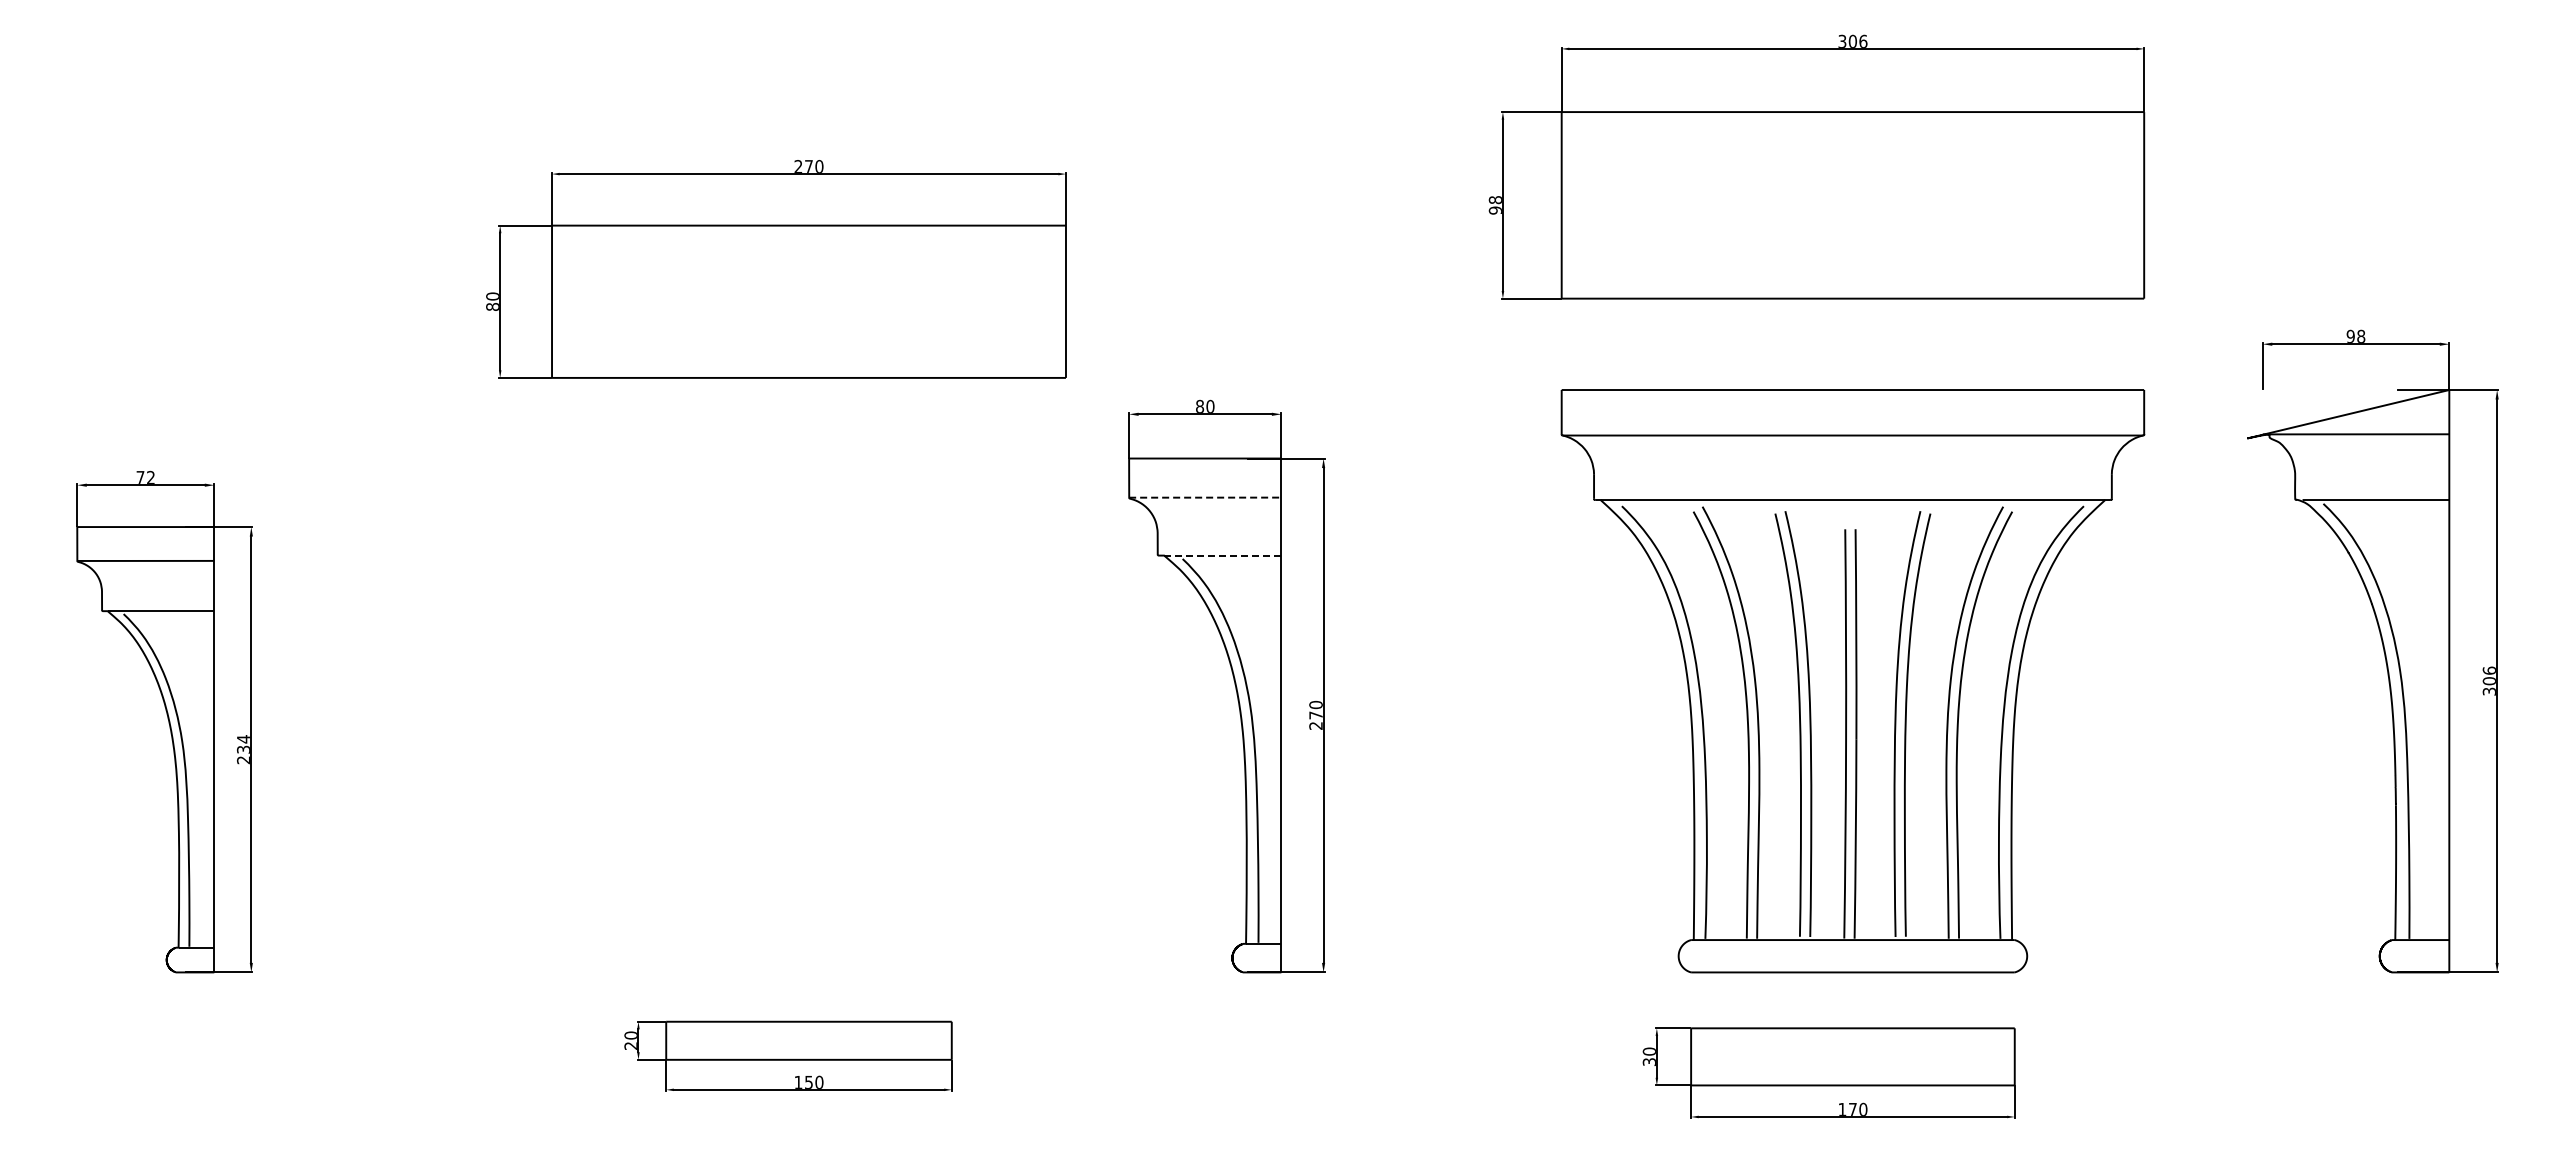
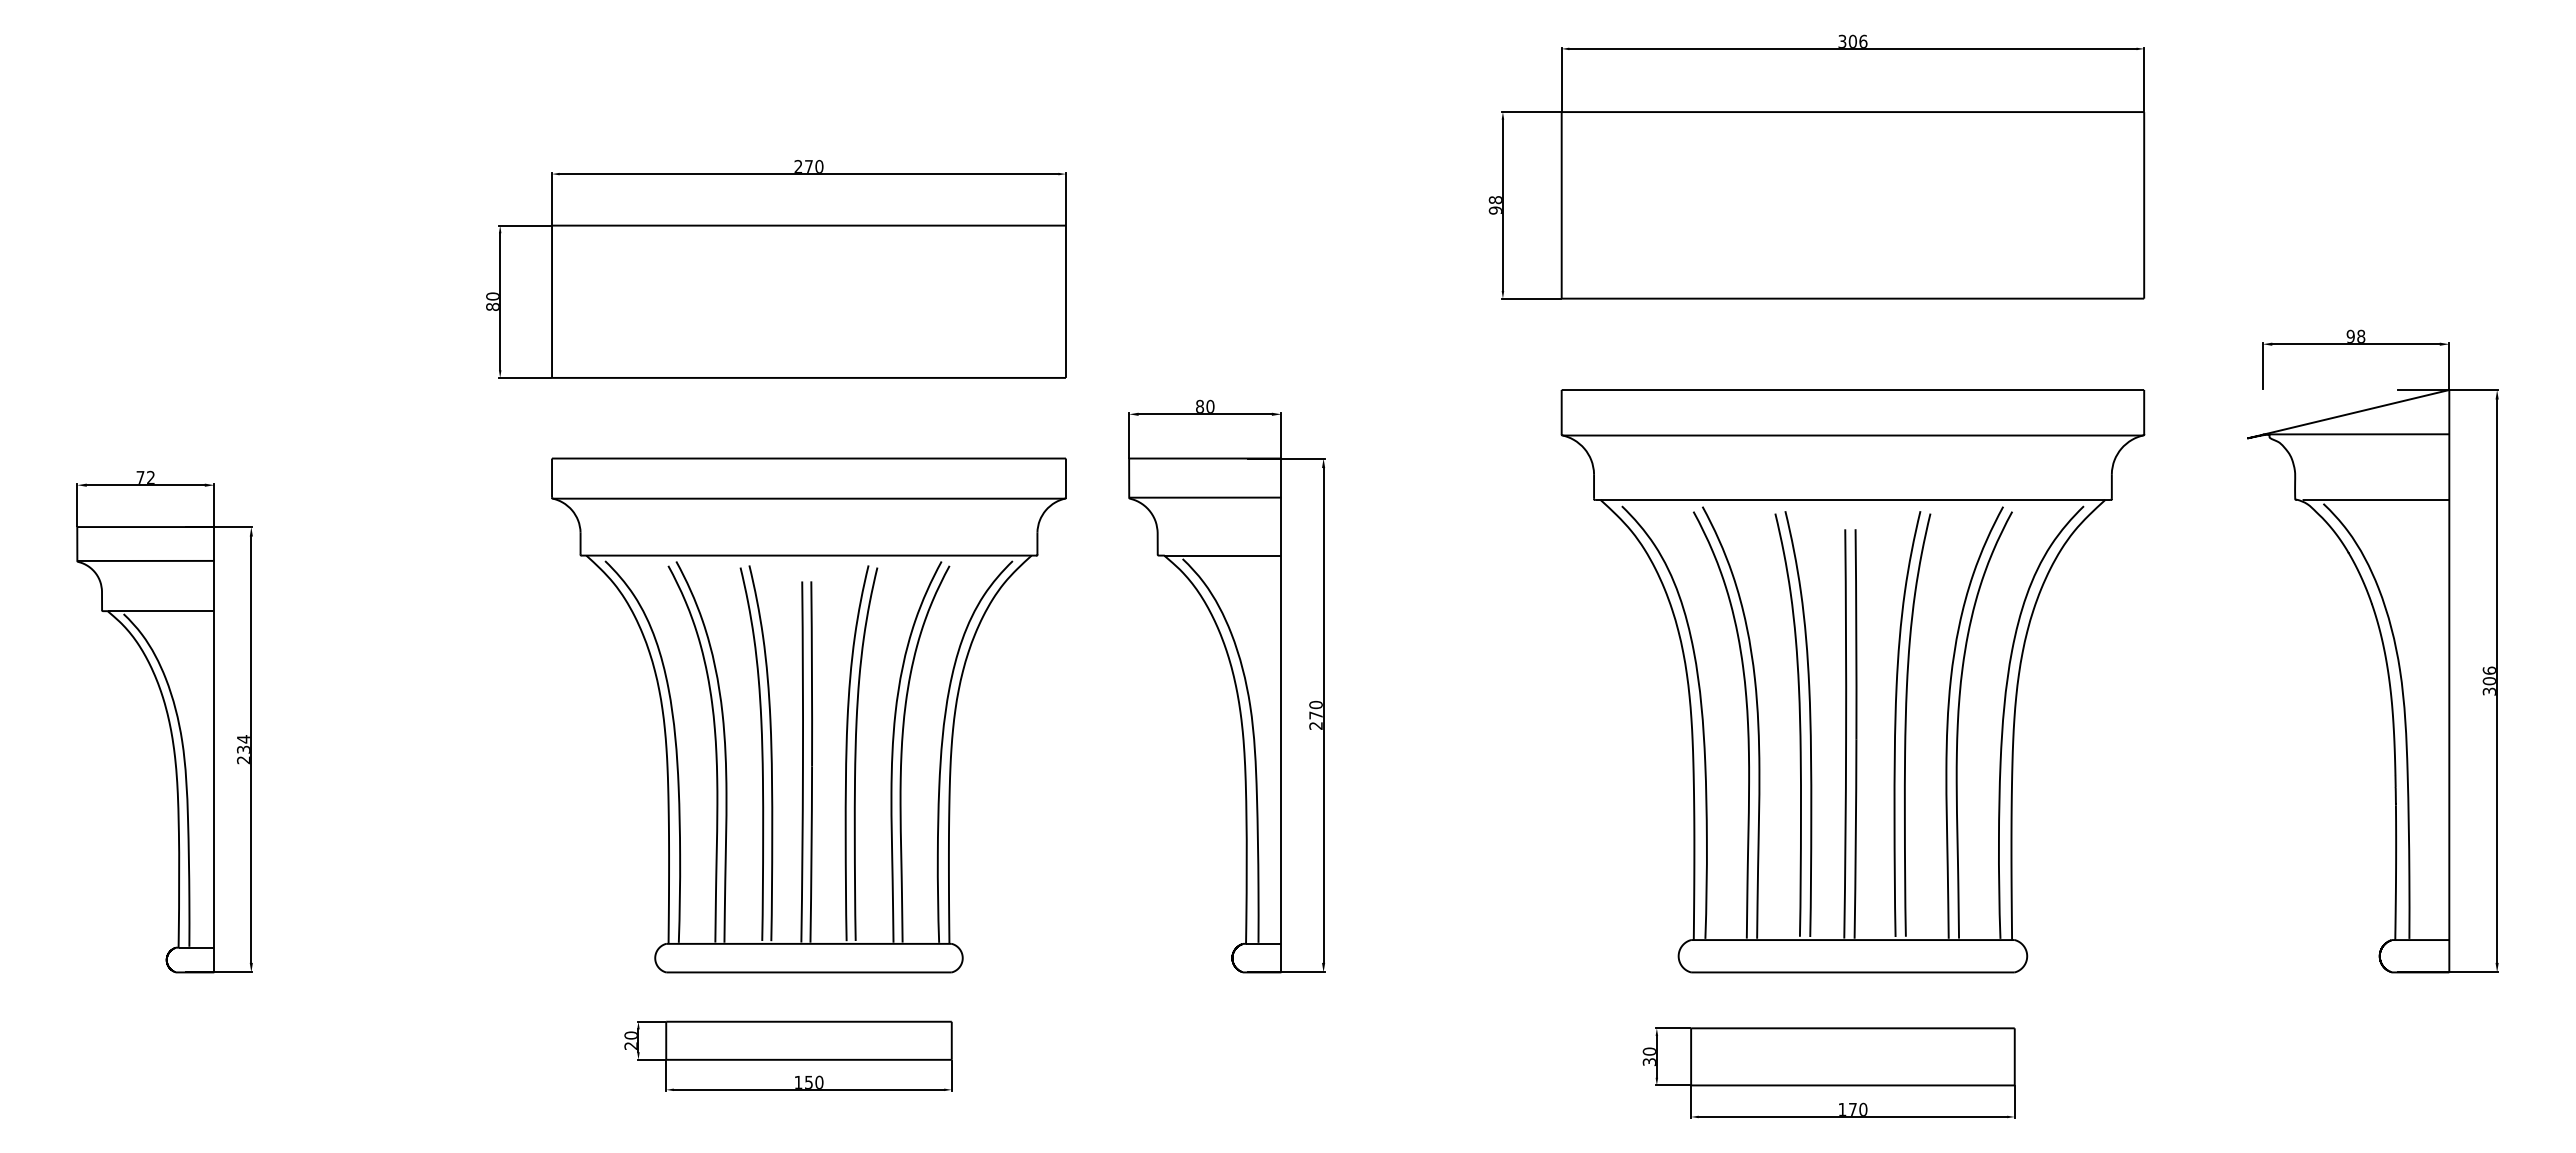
line: dashed -> solid (1205, 497)
line: dashed -> solid (1222, 555)
part: none -> present (808, 715)
